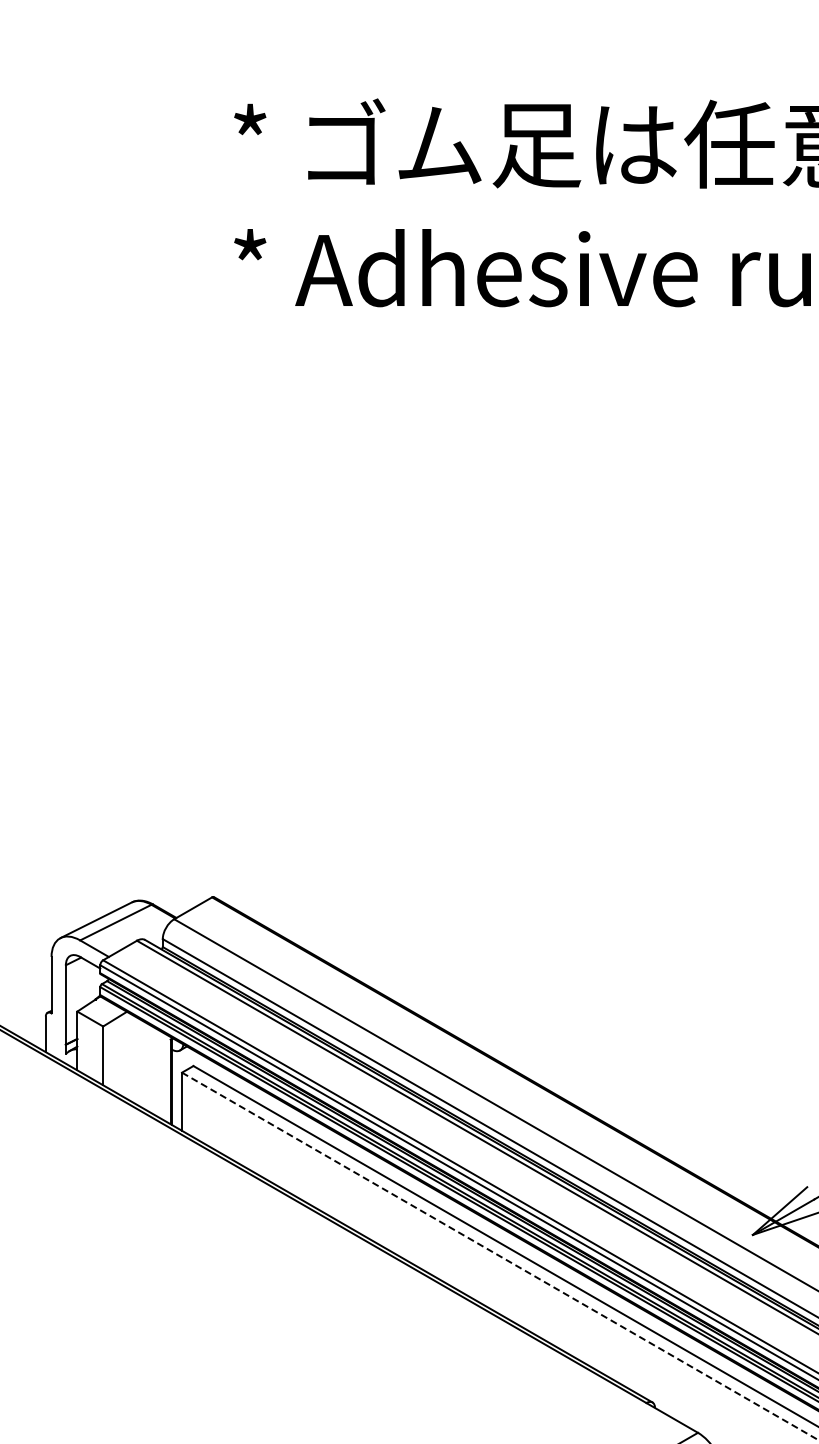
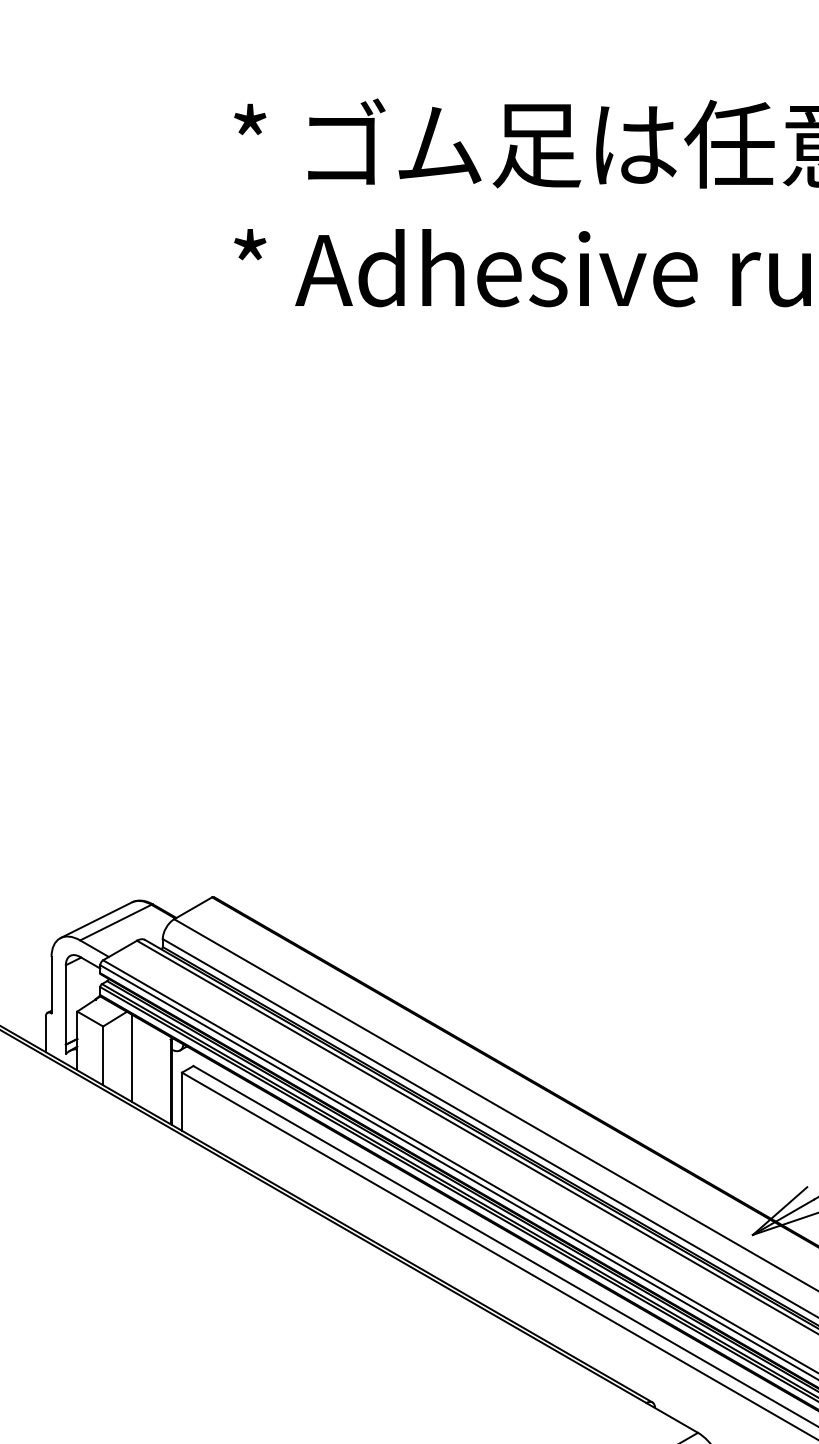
line: none -> present (131, 1057)
line: dashed -> solid (500, 1256)
